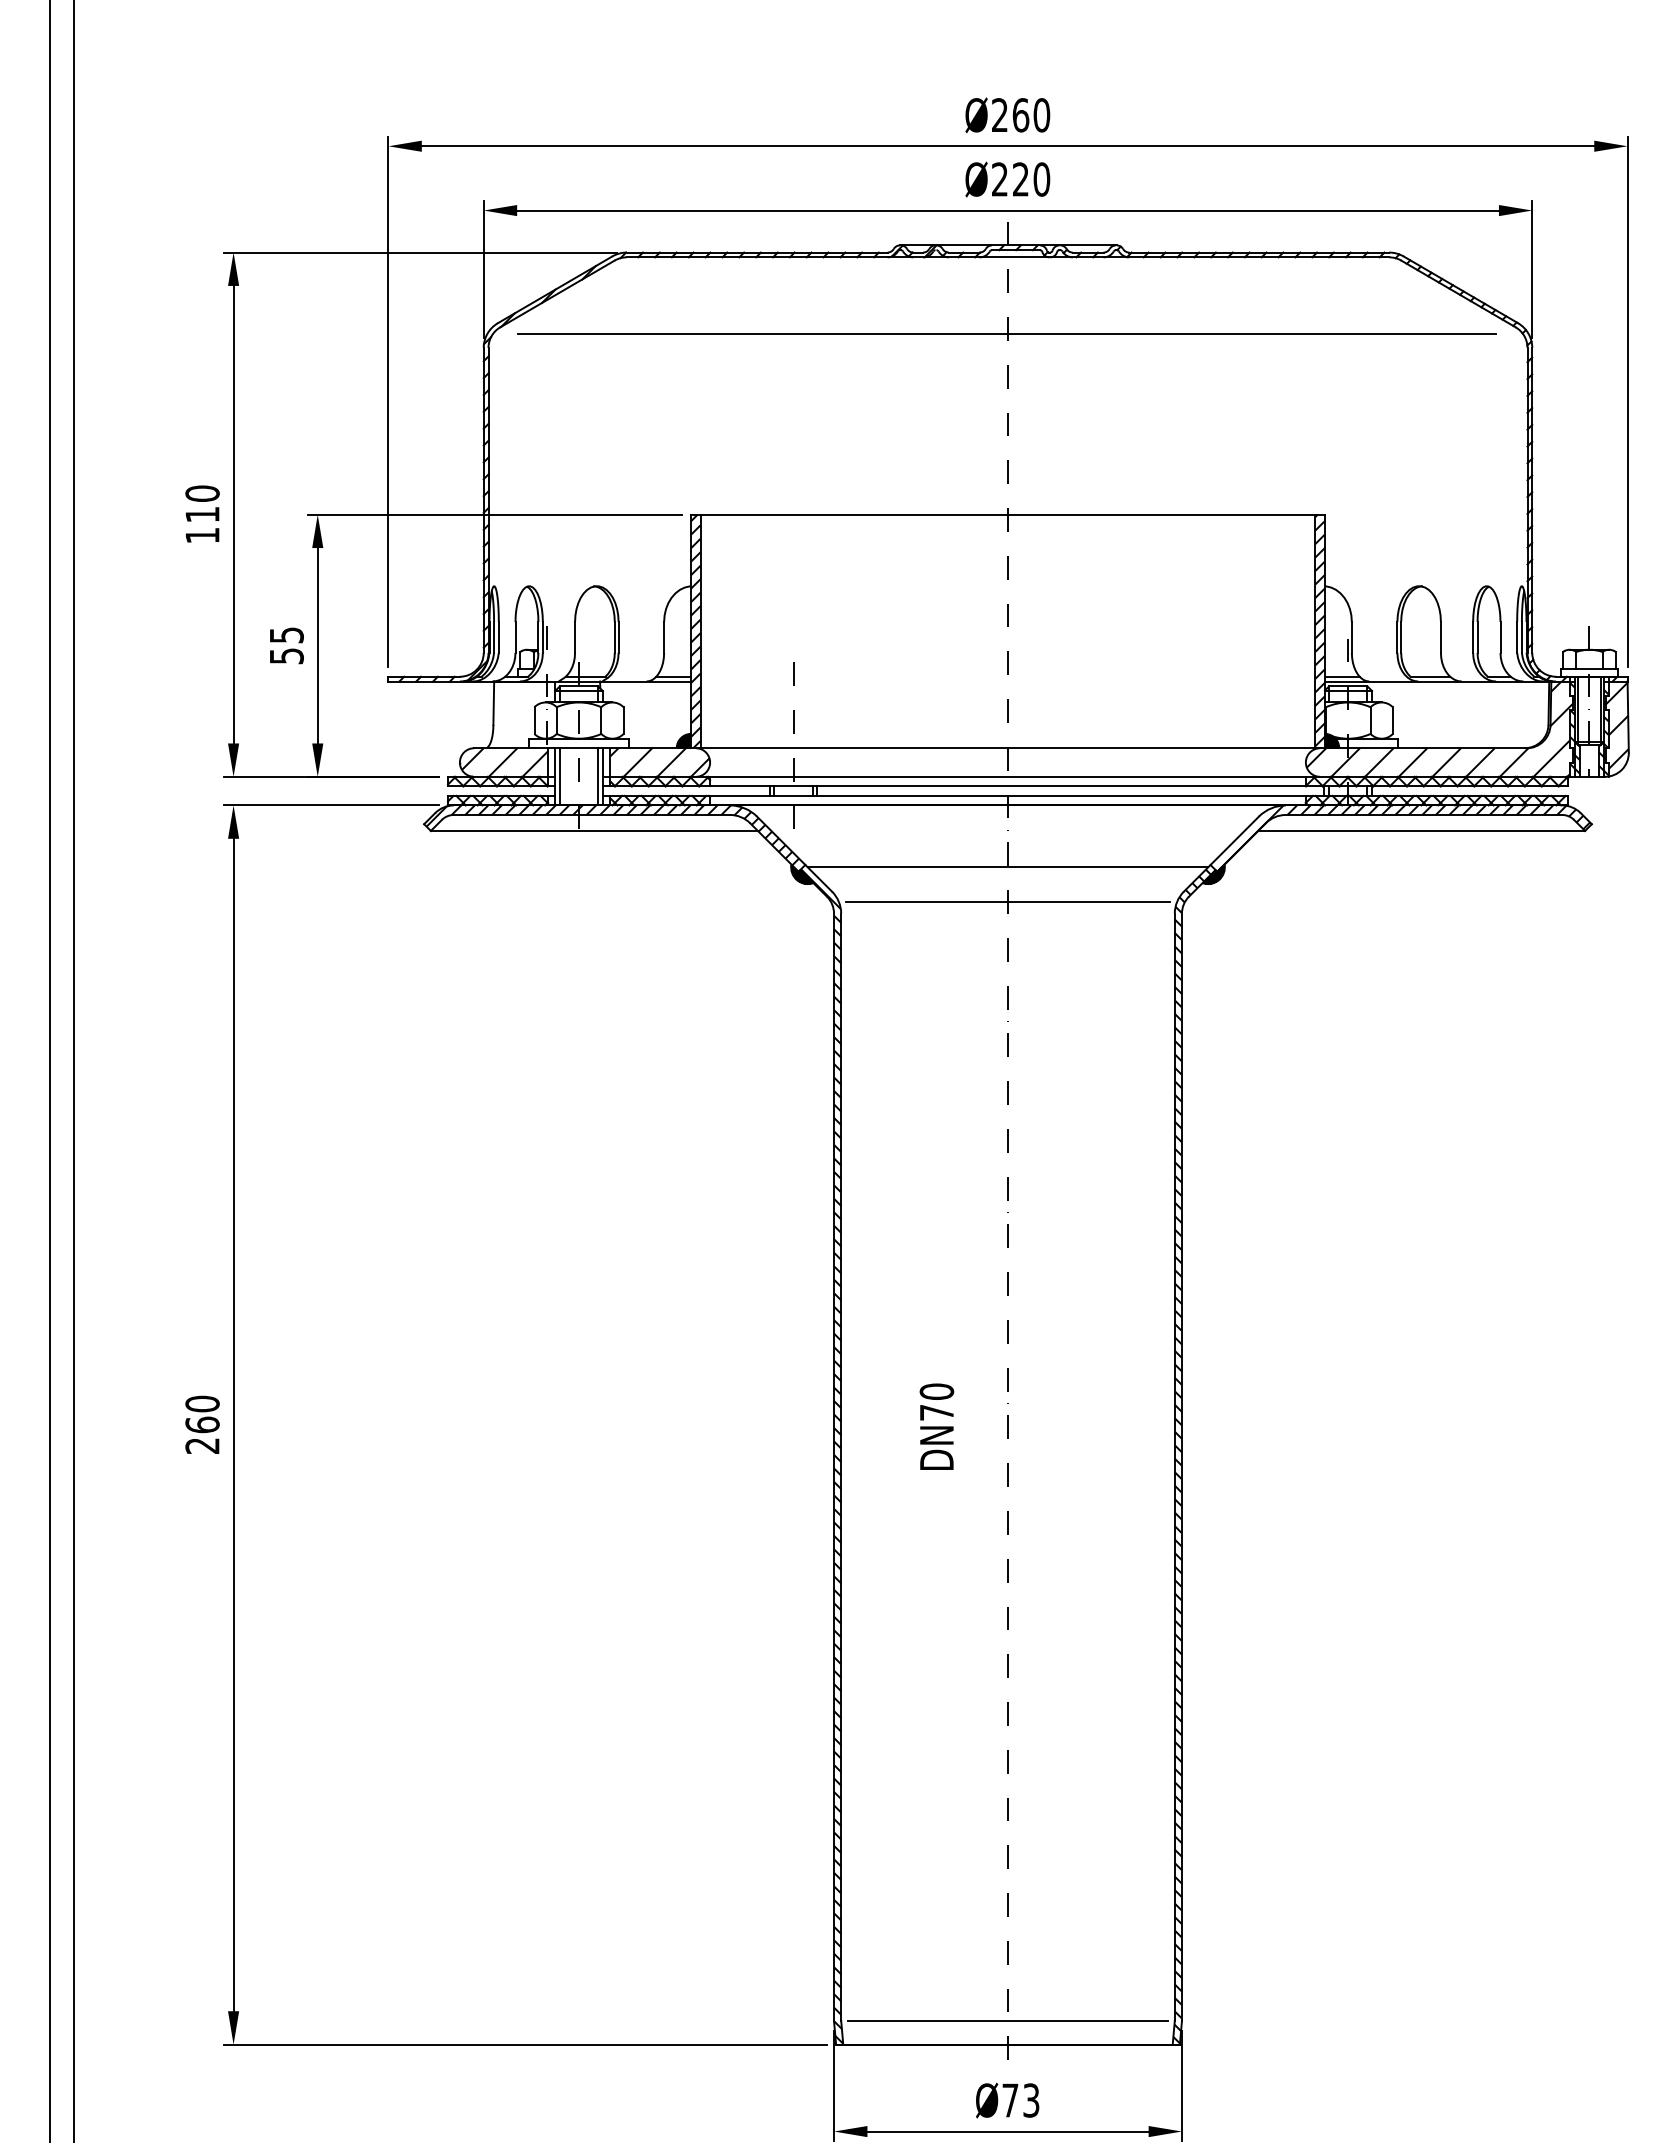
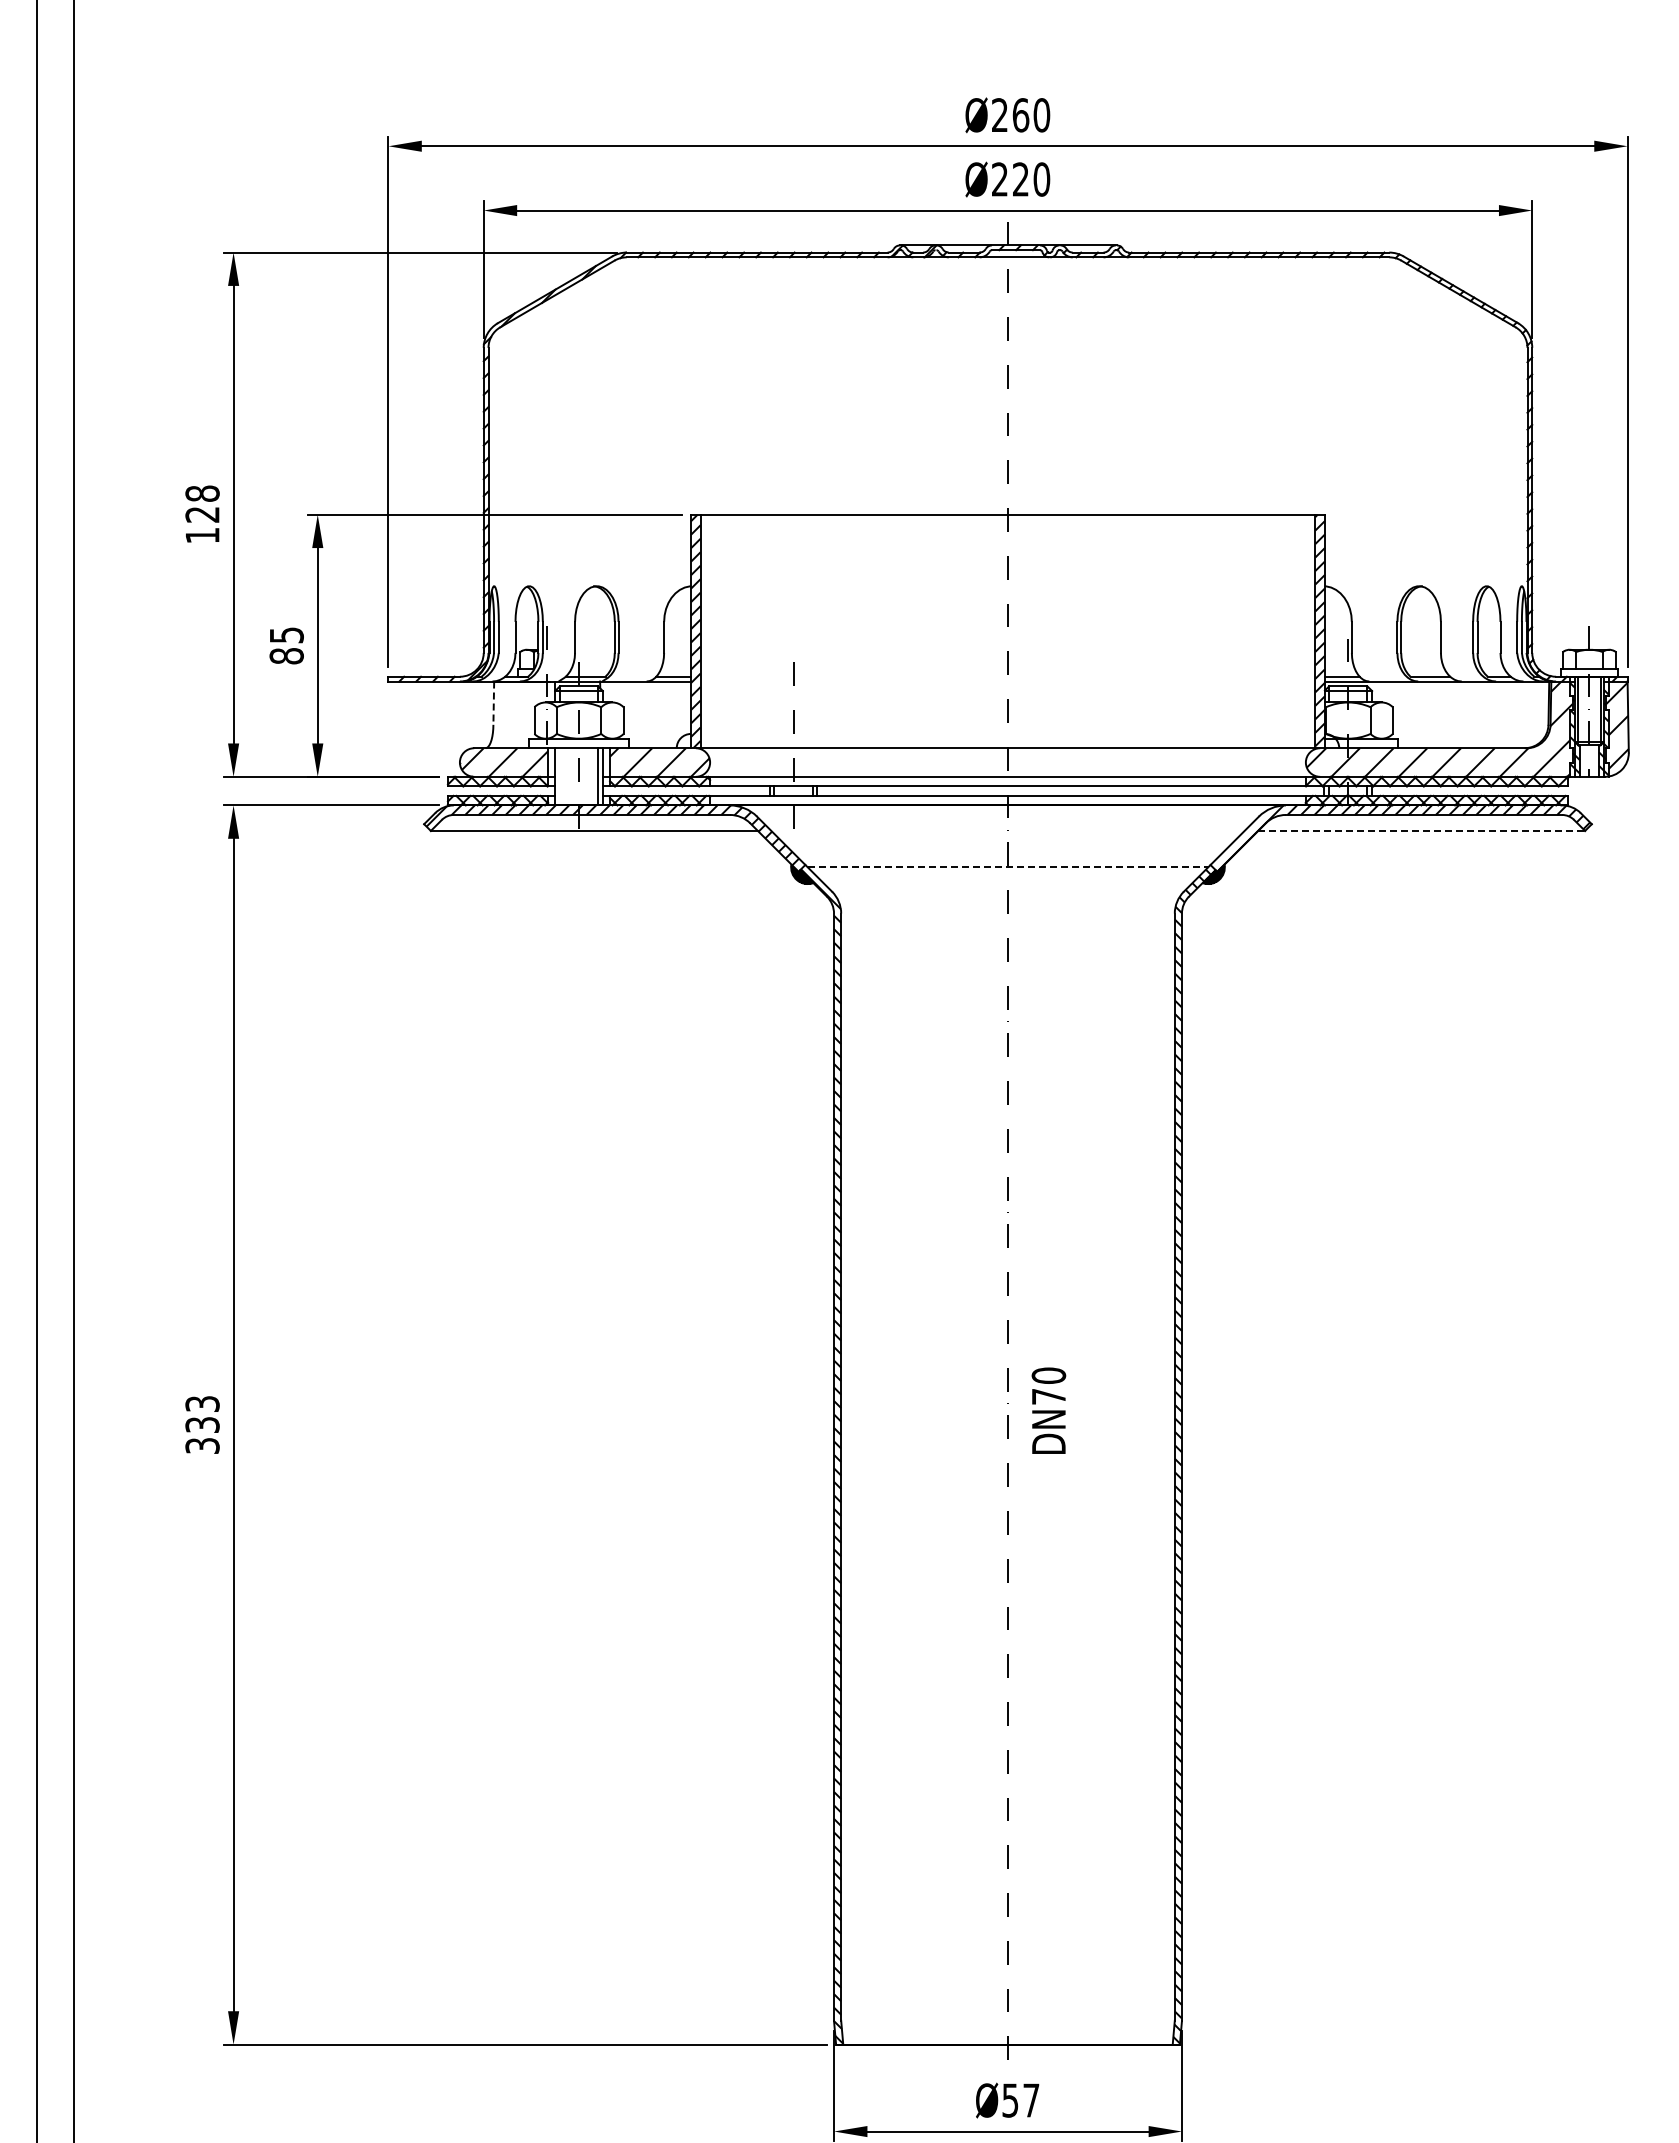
line: present -> none (1006, 333)
text: 110 -> 128 (202, 503)
text: 55 -> 85 (286, 656)
line: solid -> dashed (493, 703)
hatch: present -> none (683, 740)
hatch: present -> none (1331, 740)
line: present -> none (559, 776)
line: solid -> dashed (1421, 830)
line: solid -> dashed (1008, 867)
line: present -> none (1007, 901)
line position: (50, 1070) -> (37, 1070) (37, 1070)
text: 260 -> 333 (202, 1424)
text position: (936, 1426) -> (1048, 1410) (1048, 1410)
line: present -> none (1007, 2020)
text: Ø73 -> Ø57 (1020, 2100)
